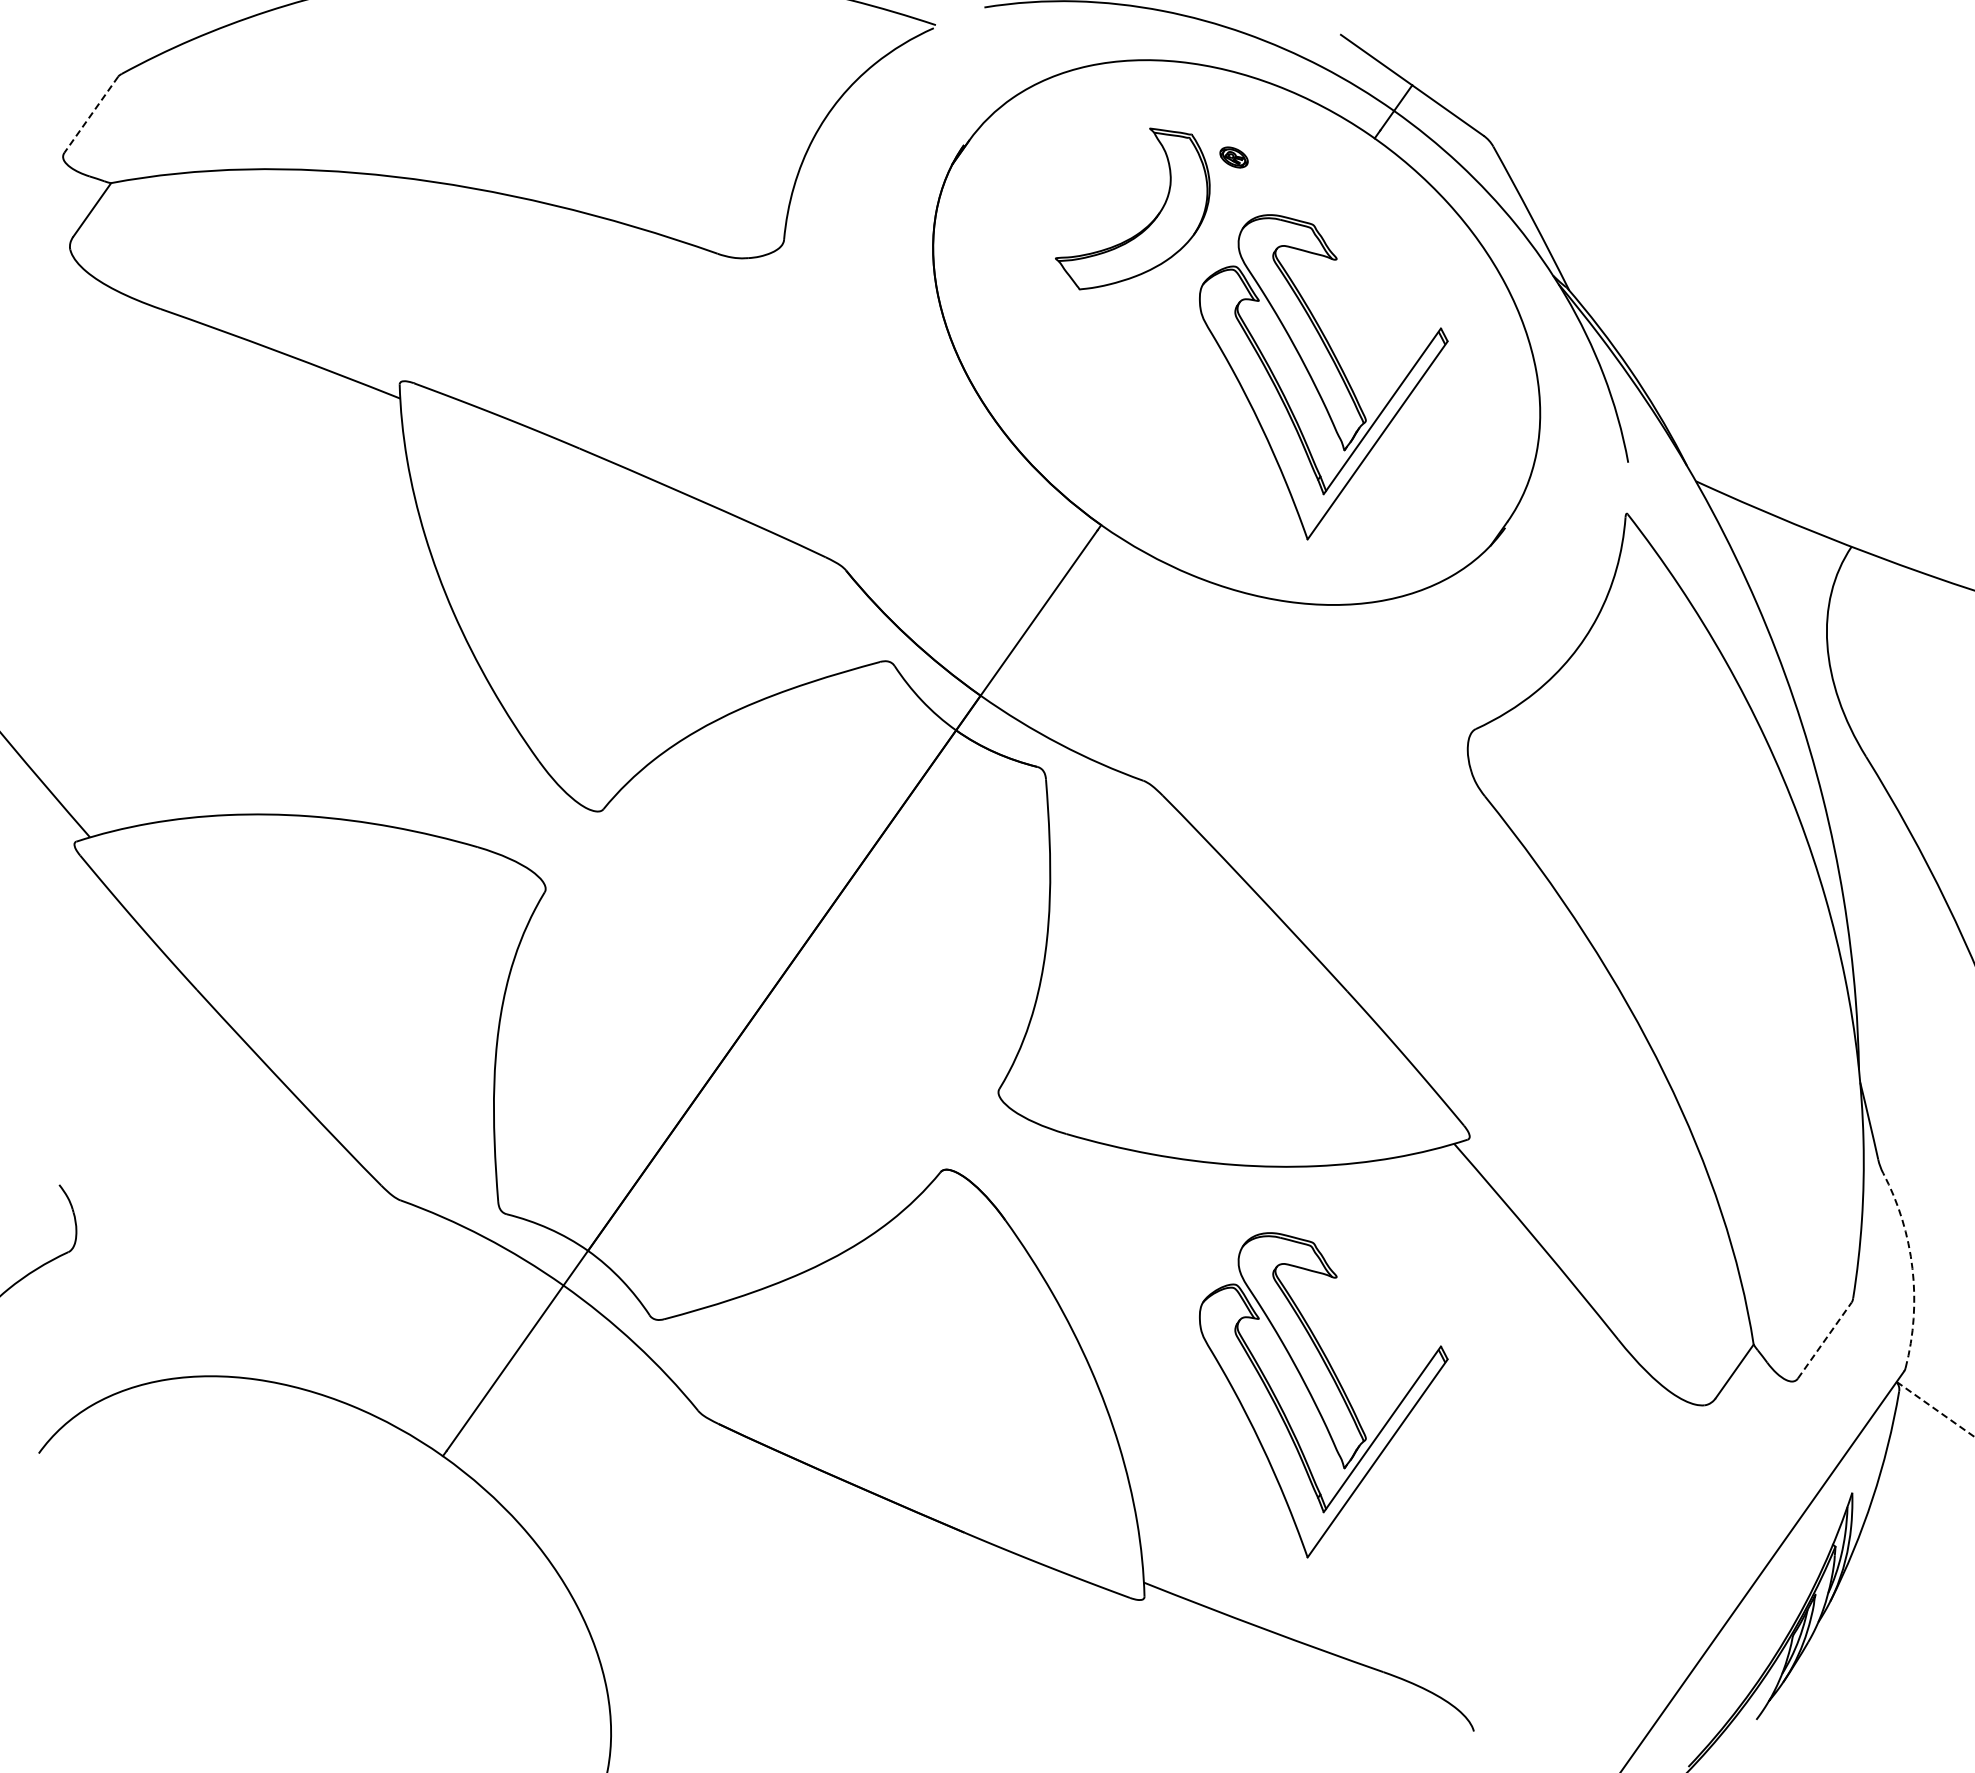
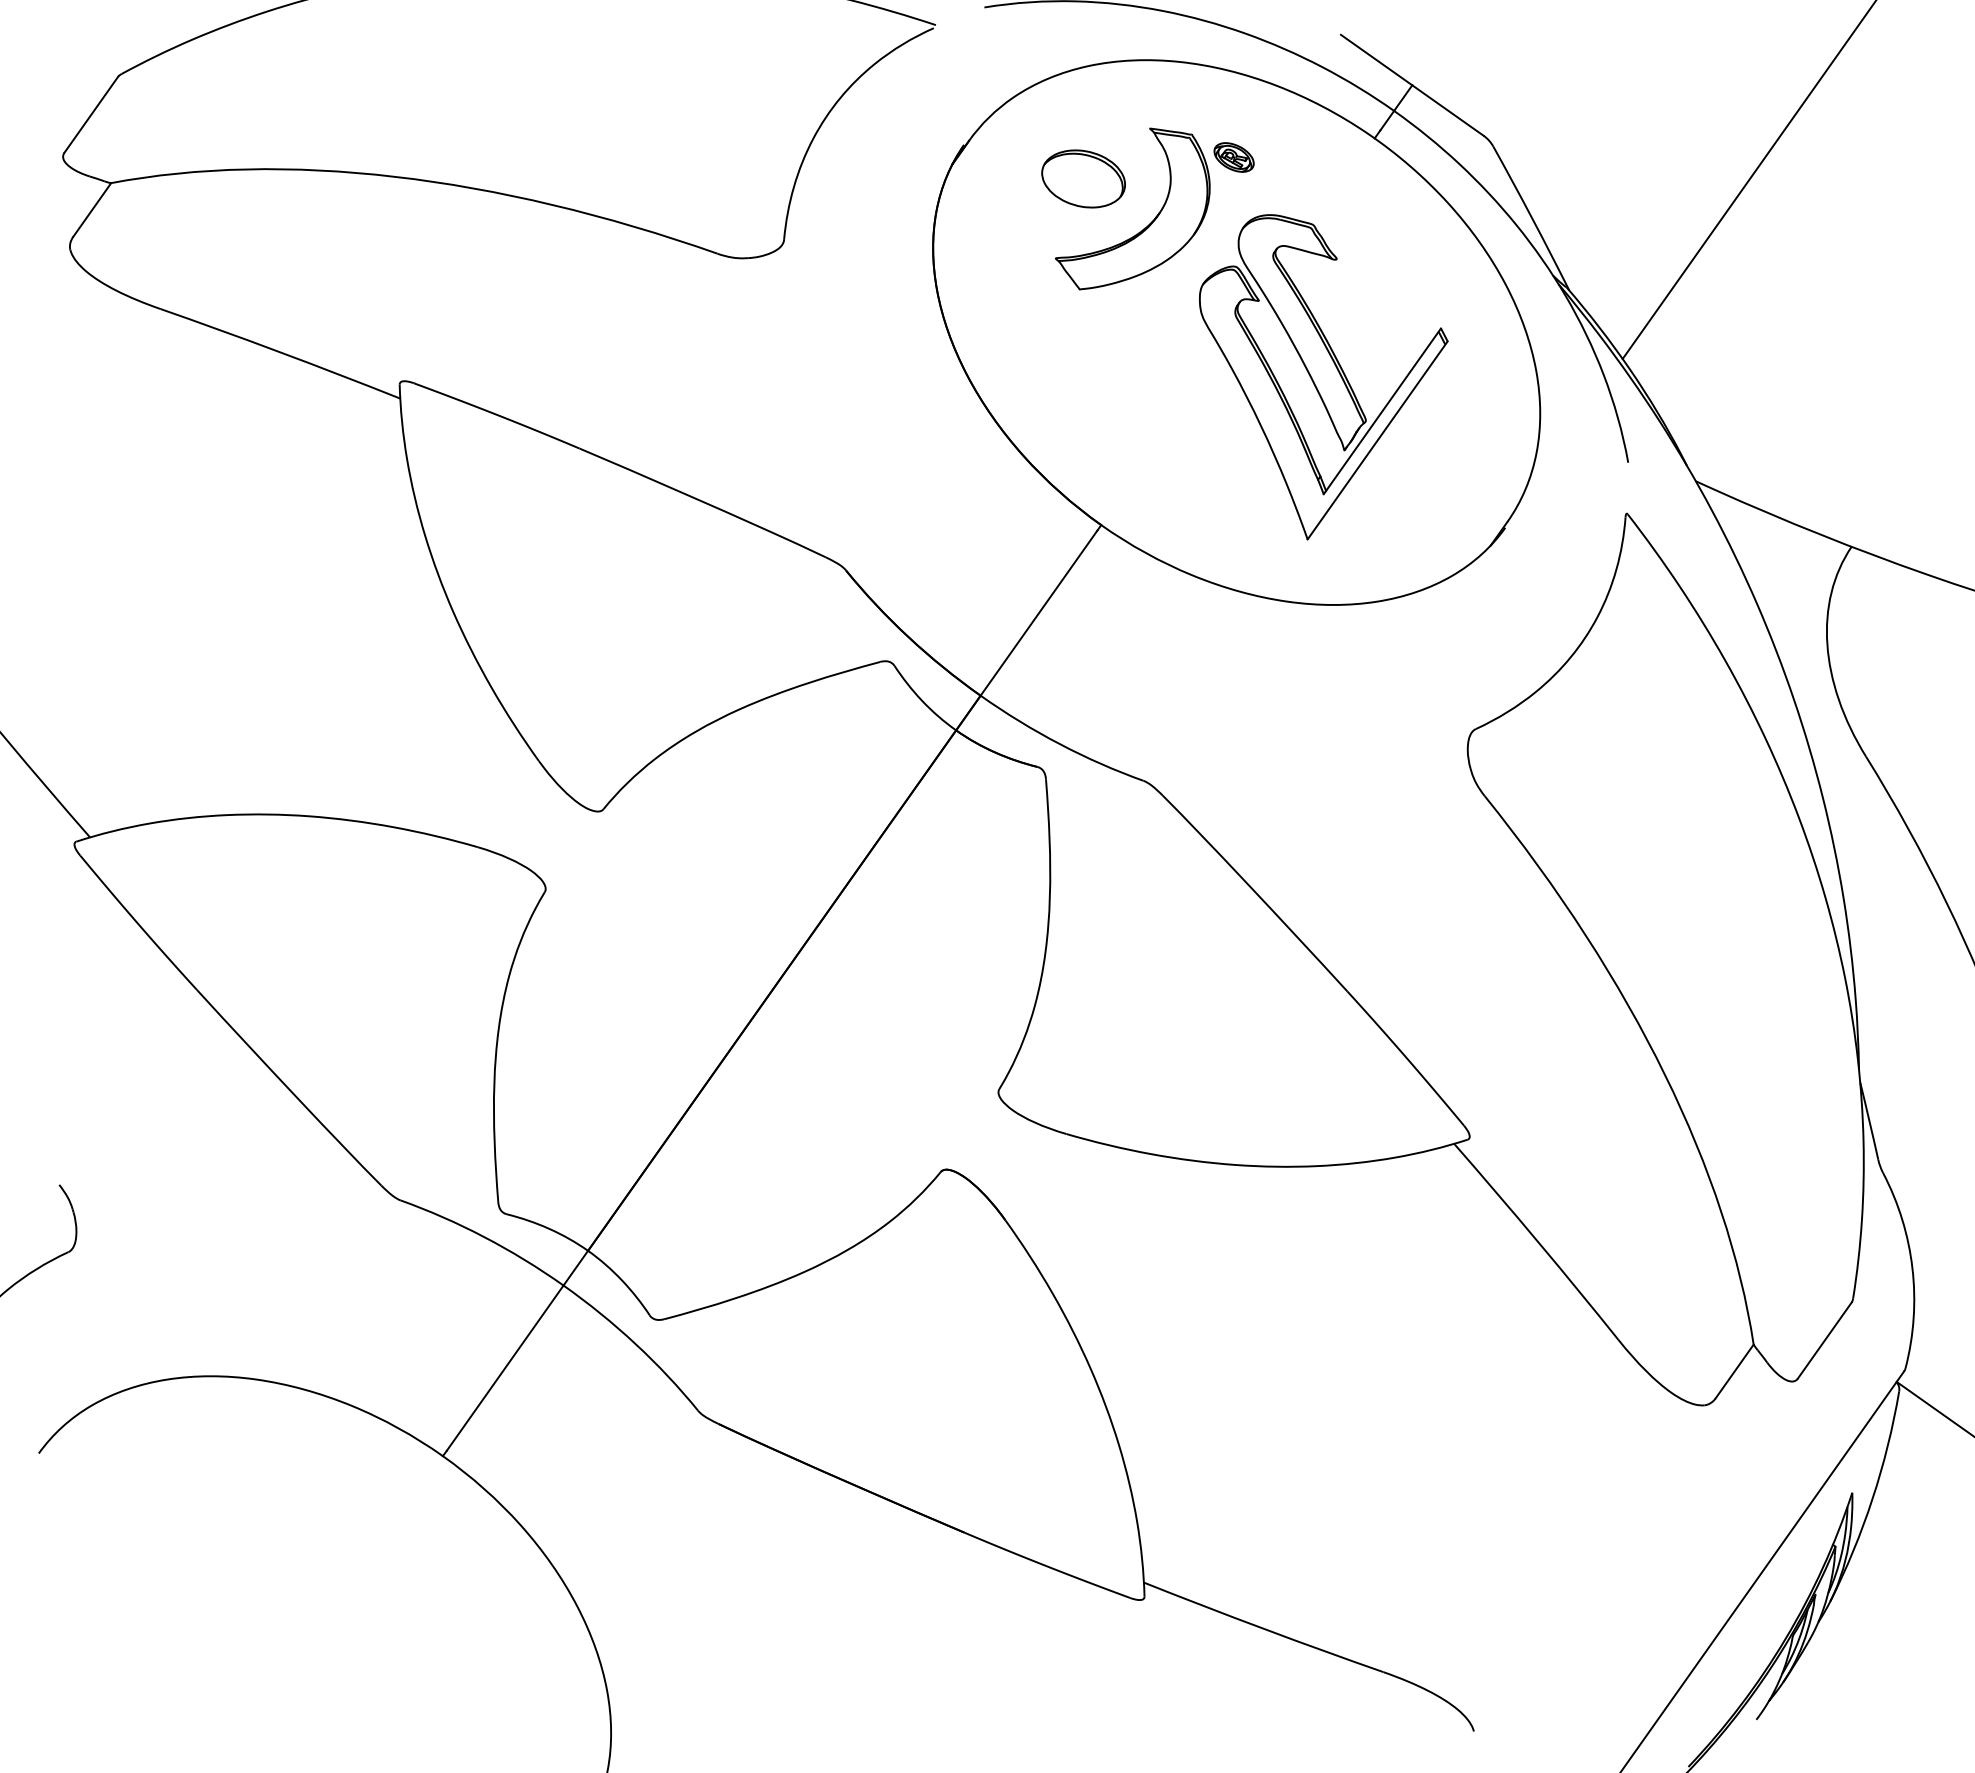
line: dashed -> solid (91, 114)
part size: 30x23 px -> 42x31 px (1233, 157)
part: none -> present (1083, 178)
line: none -> present (1748, 180)
arc: dashed -> solid (1912, 1268)
line: dashed -> solid (1824, 1340)
part: present -> none (1323, 1395)
line: dashed -> solid (1935, 1409)
